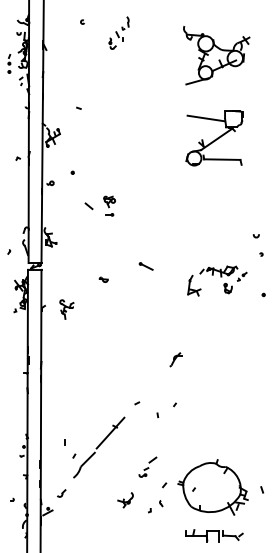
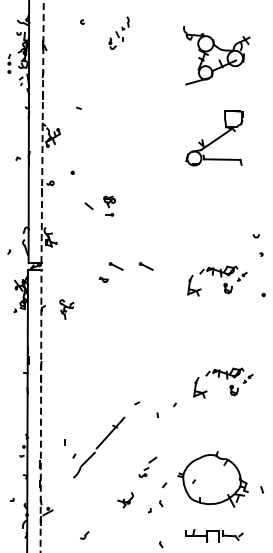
line: present -> none (205, 118)
line: solid -> dashed (42, 131)
part: none -> present (115, 266)
part: present -> none (175, 359)
part: none -> present (223, 382)
line: solid -> dashed (41, 410)
part position: (212, 487) -> (212, 479) (212, 479)
part position: (61, 493) -> (84, 535) (84, 535)
part: none -> present (161, 544)
